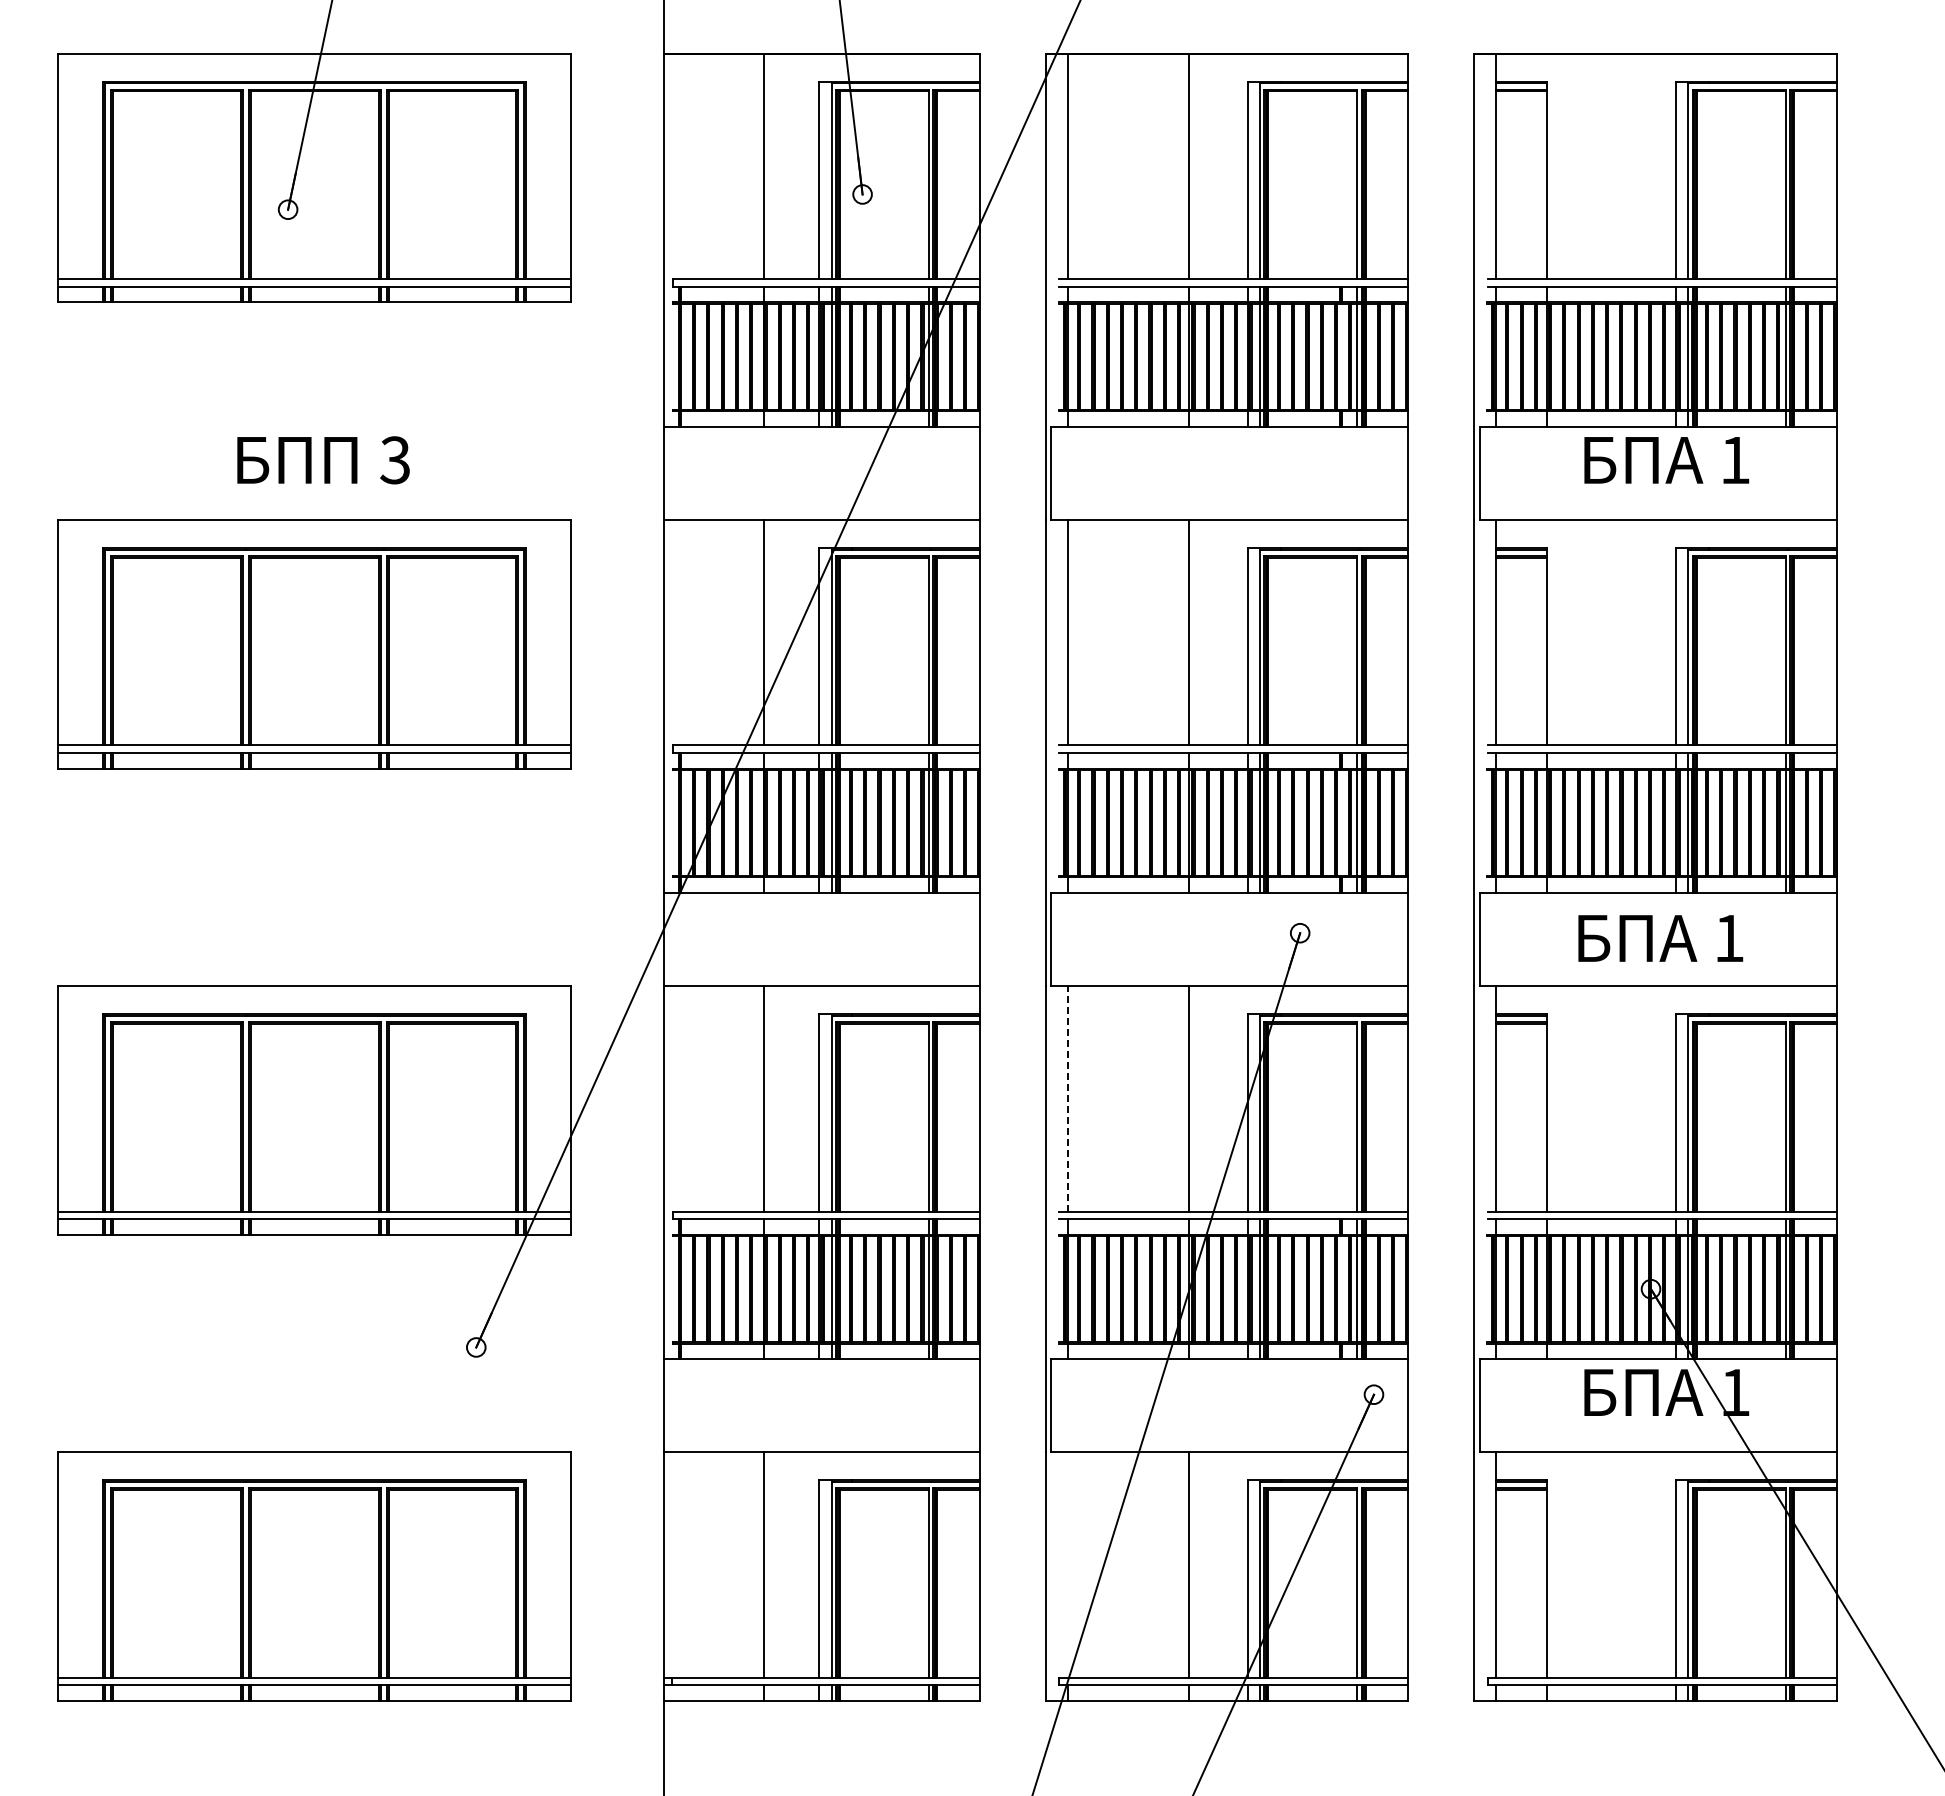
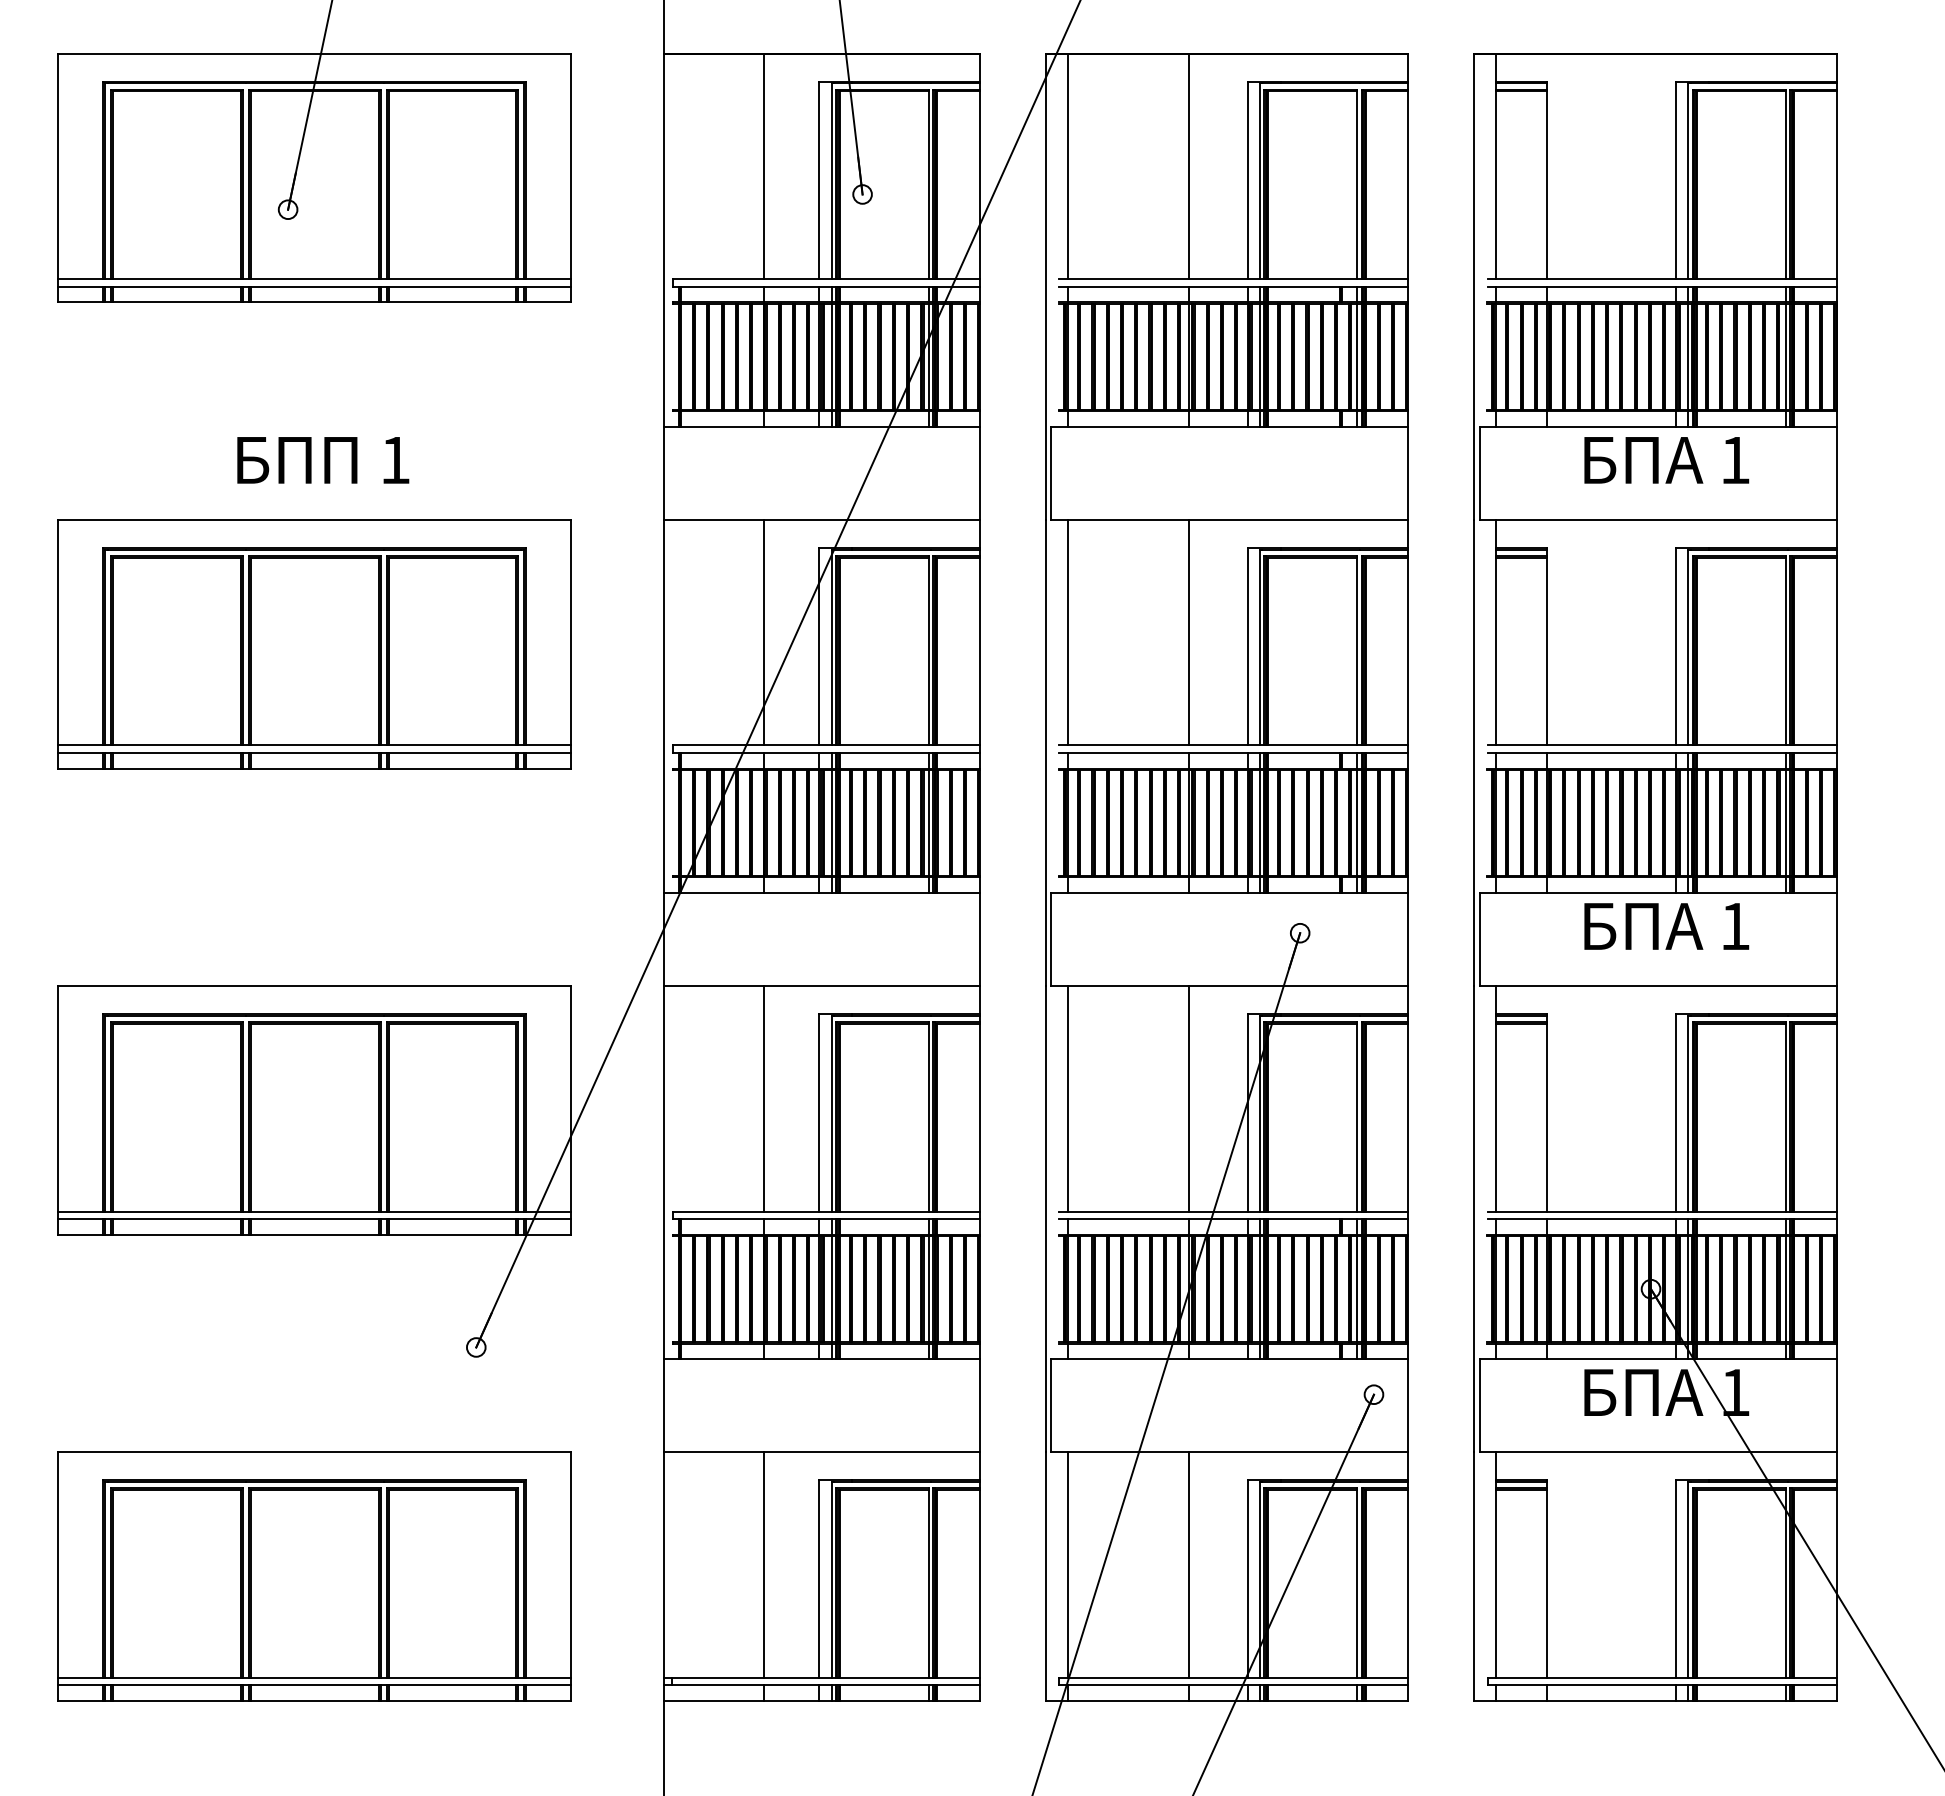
text: 3 -> 1 (394, 460)
text position: (1660, 938) -> (1666, 926) (1666, 926)
line: dashed -> solid (1067, 1098)
line: none -> present (1067, 1564)
